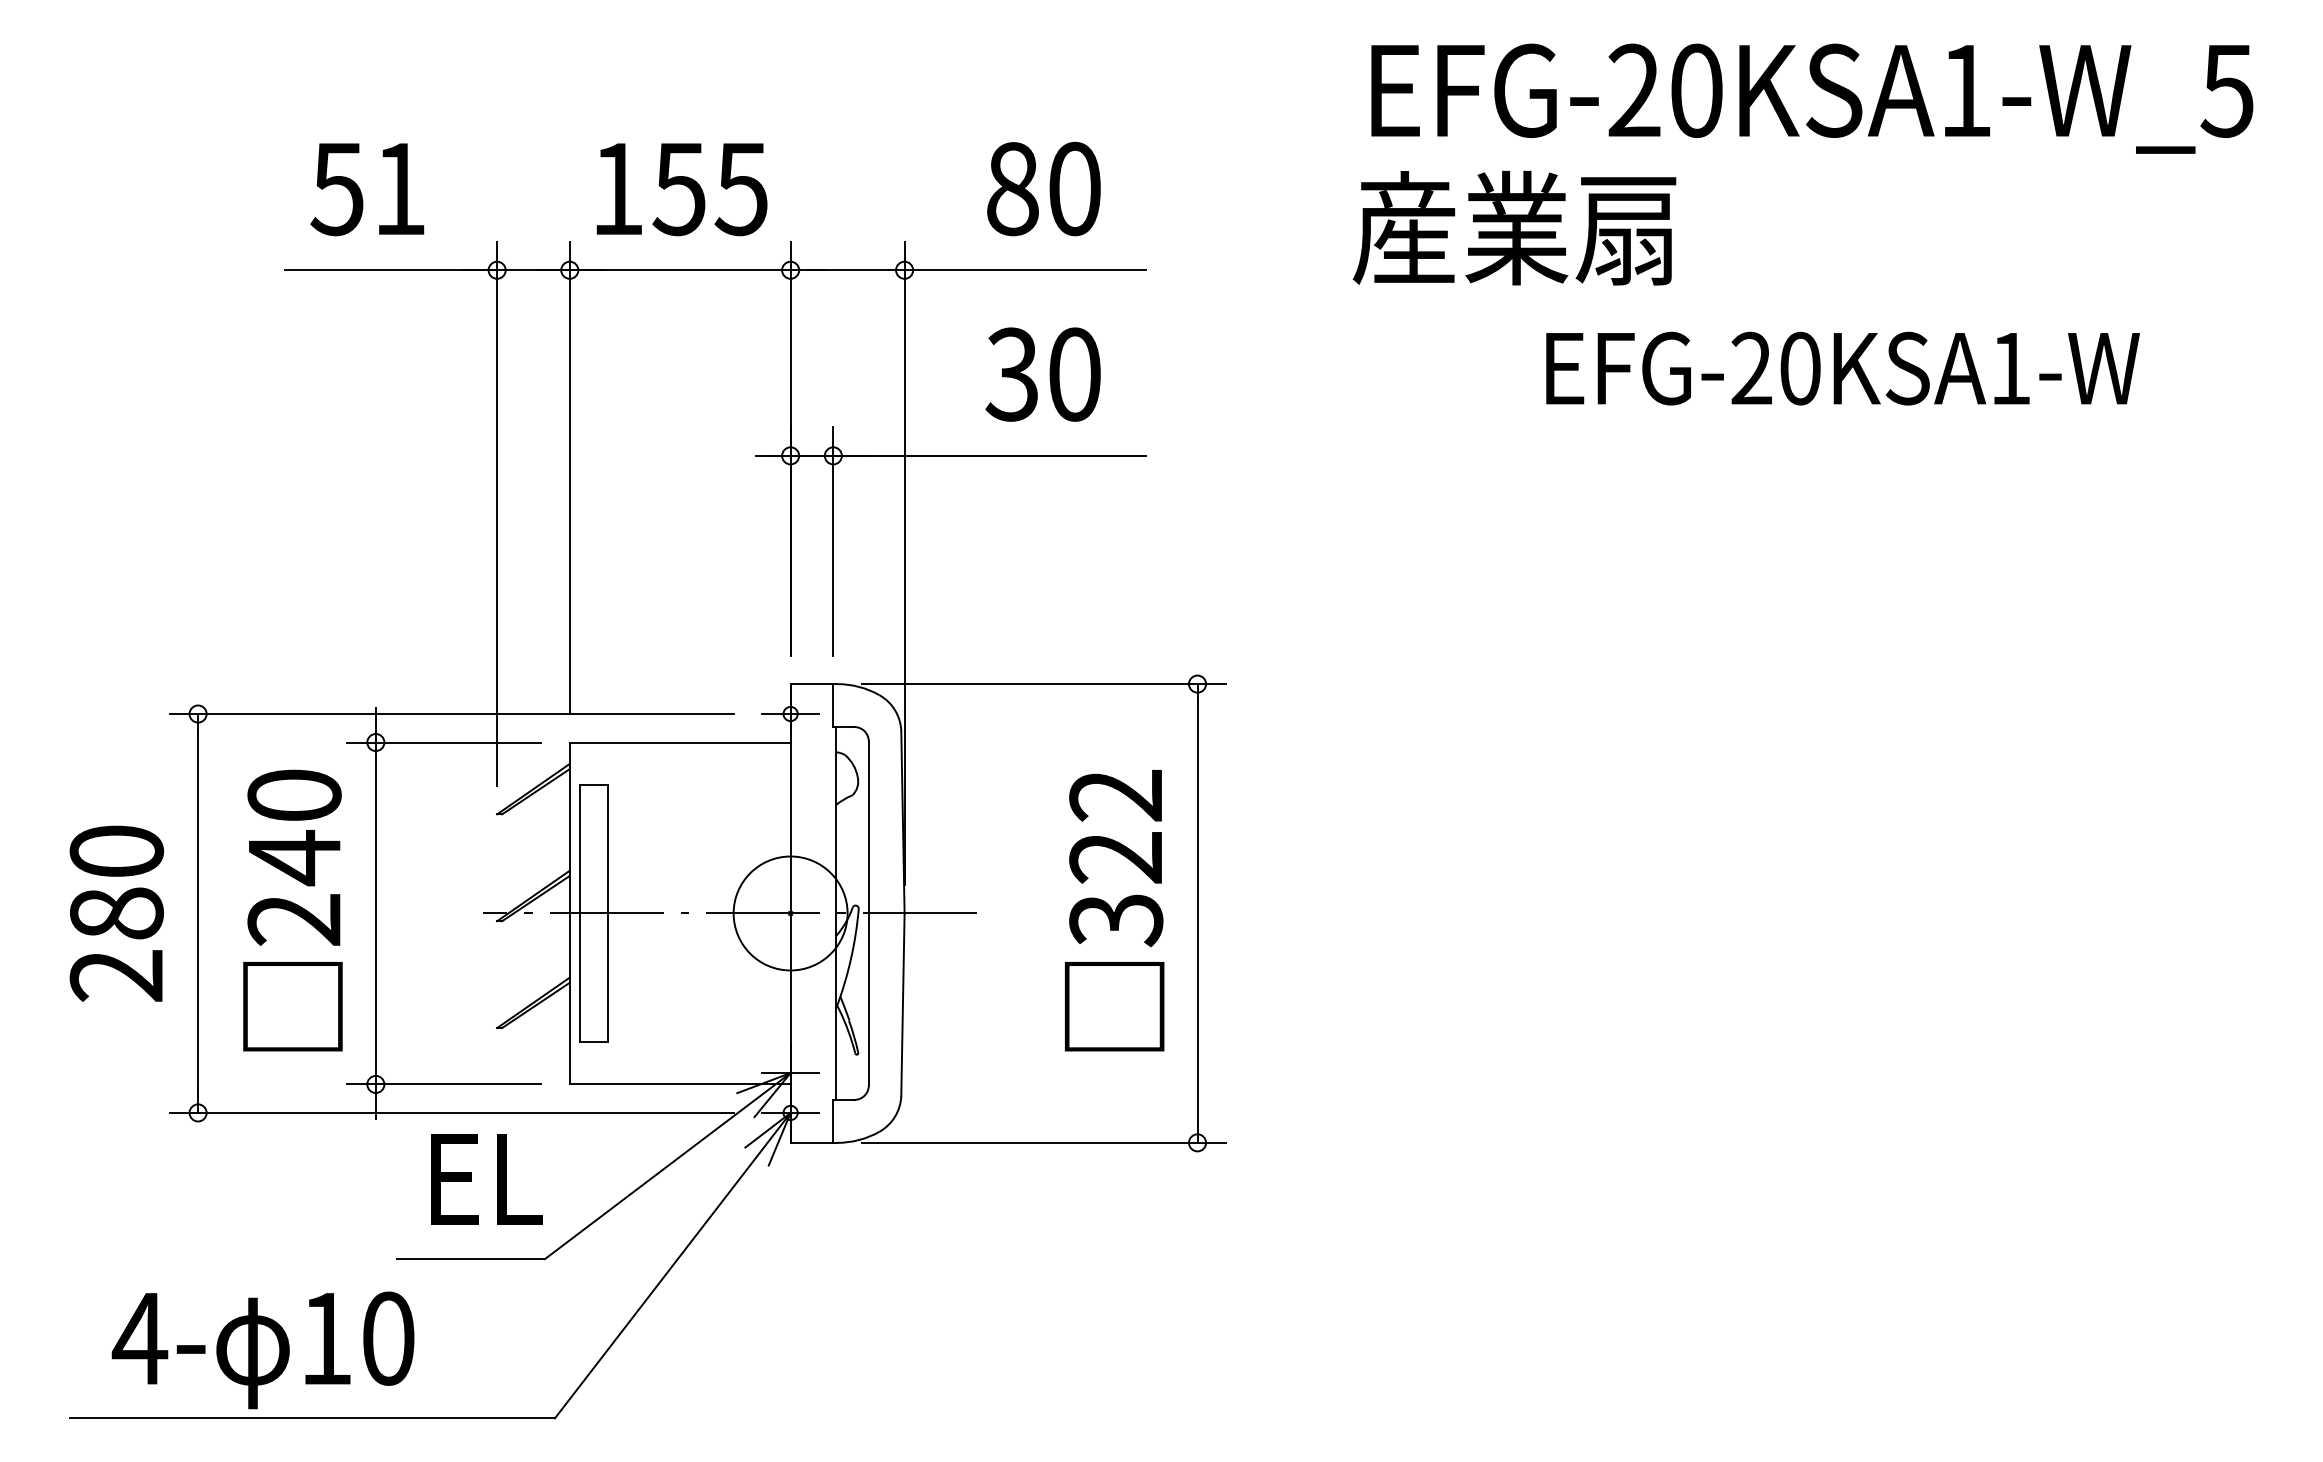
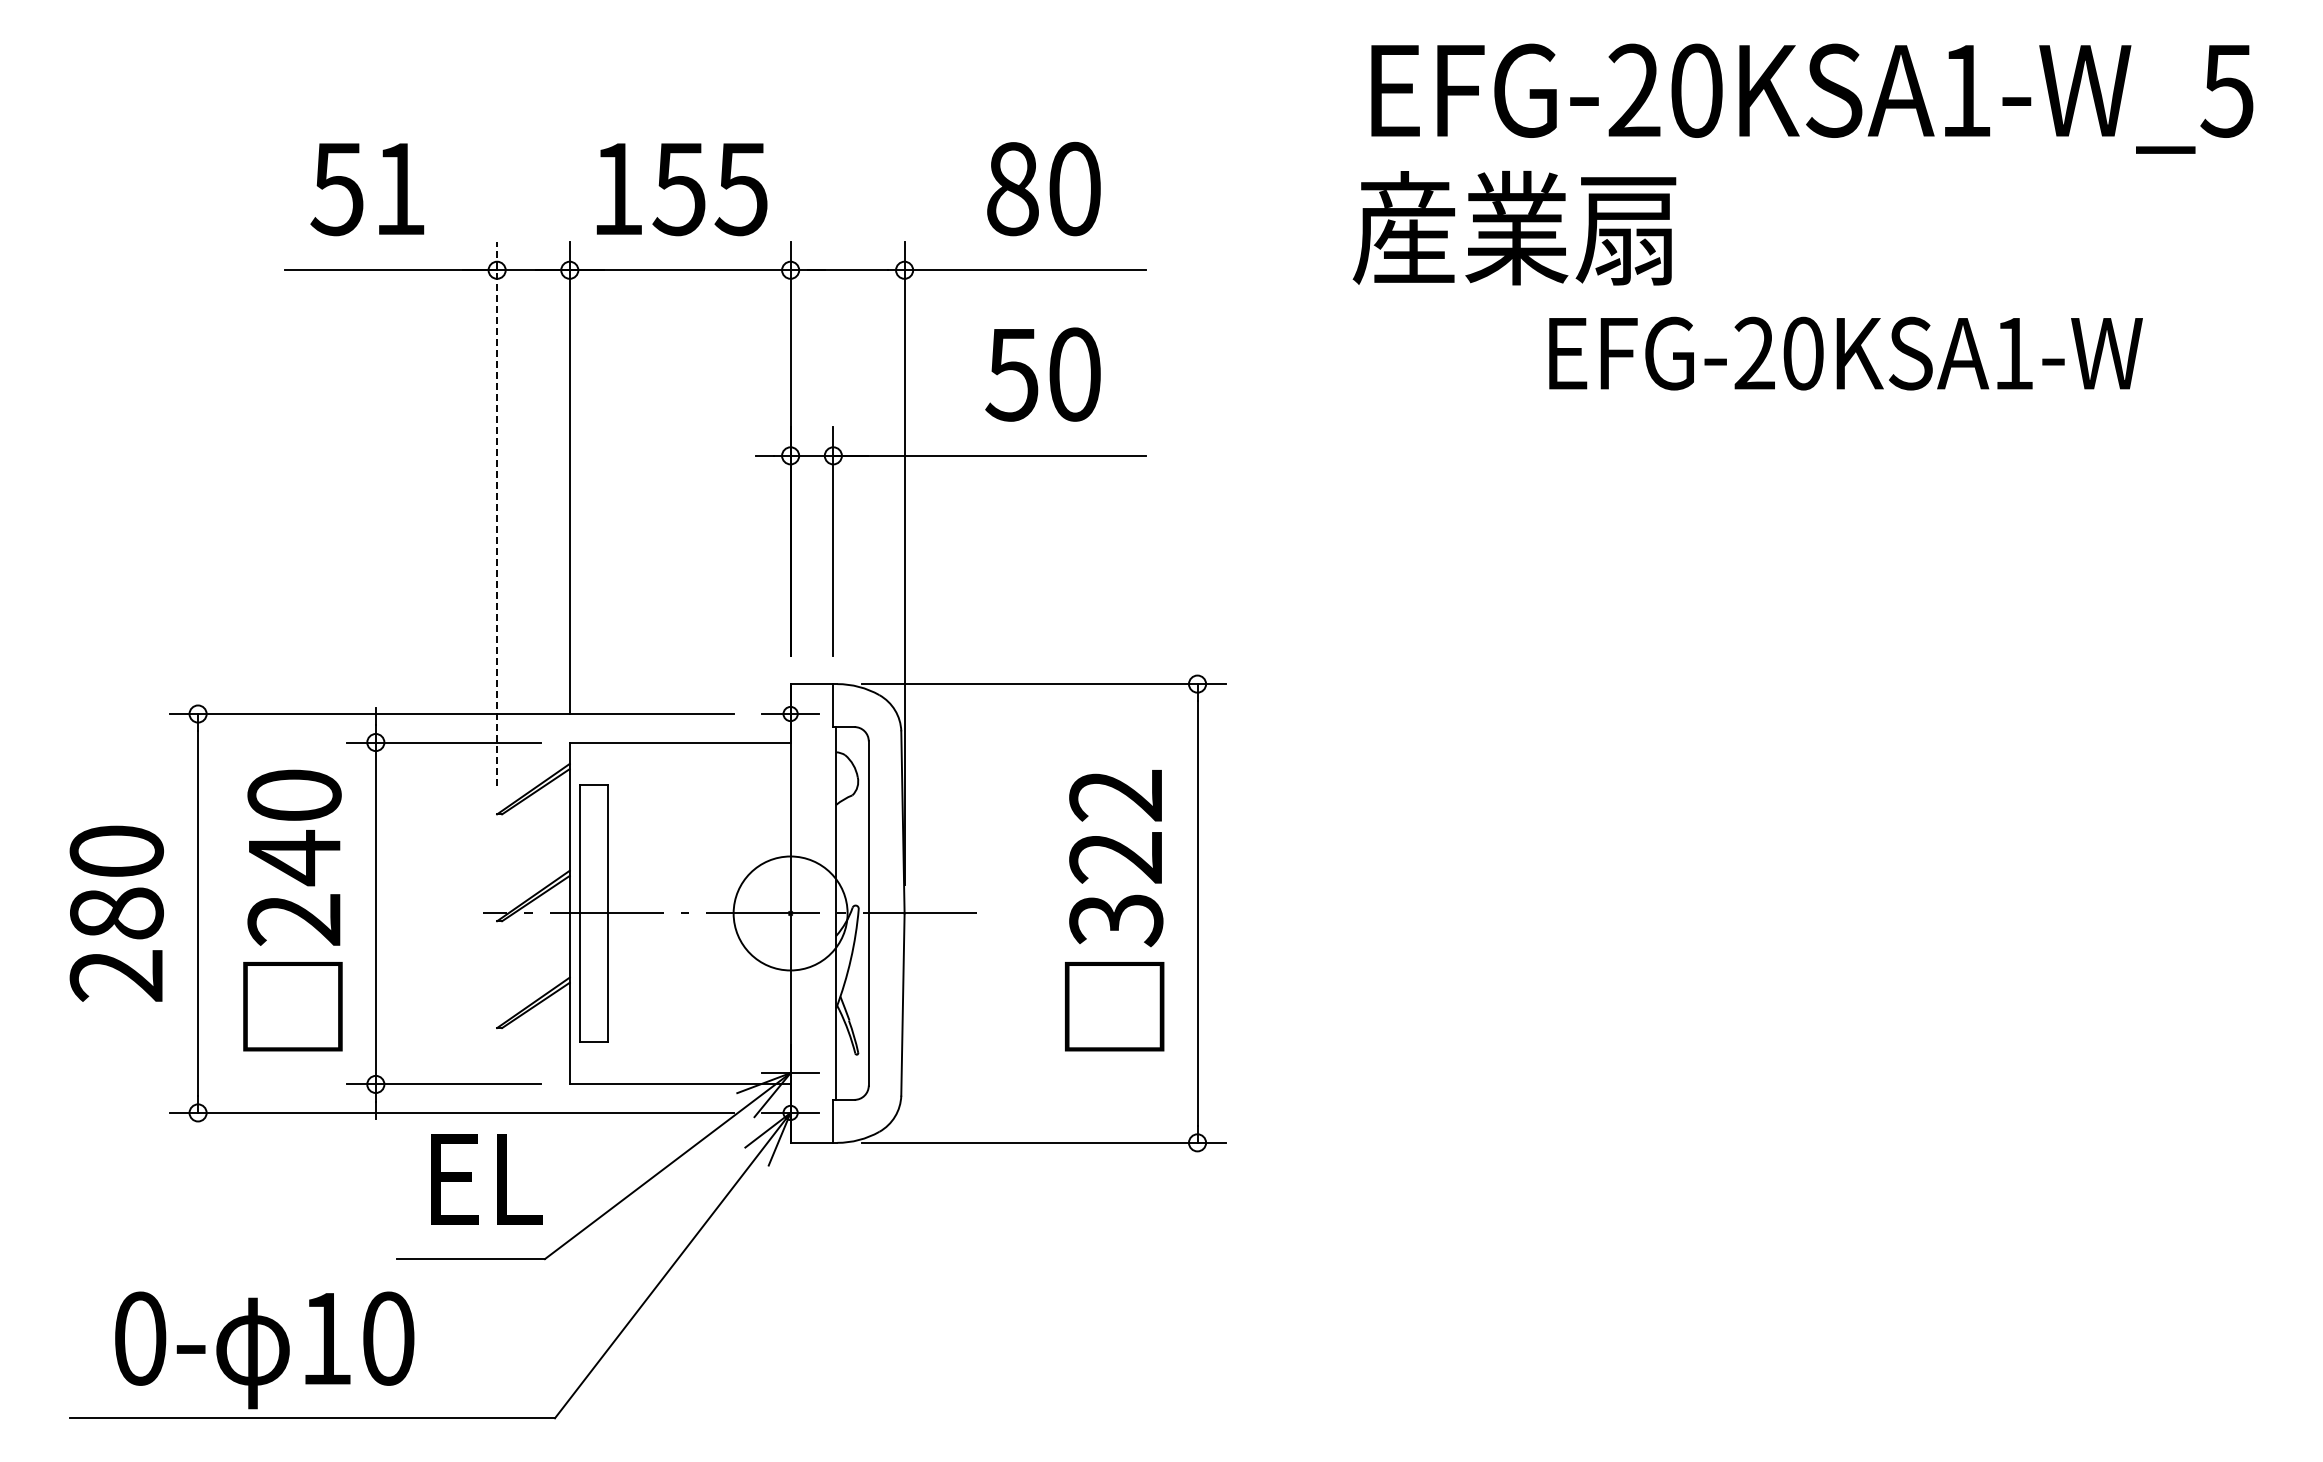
text position: (1842, 368) -> (1845, 353) (1845, 353)
text: 30 -> 50 (1011, 374)
line: solid -> dashed (497, 513)
text: 4- -> 0- (139, 1338)
